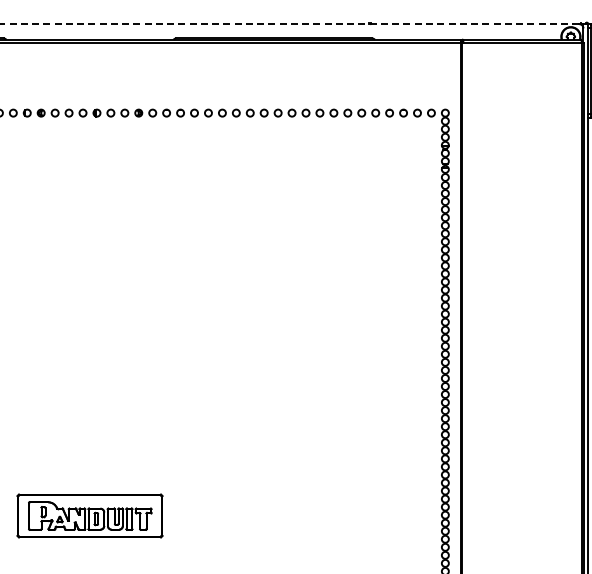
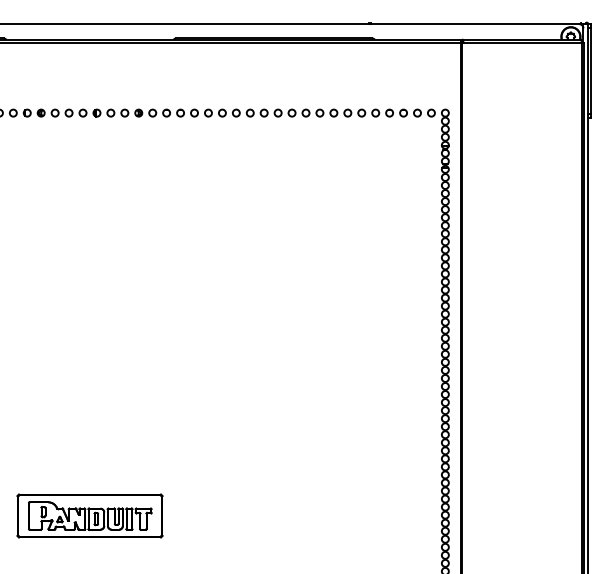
line: dashed -> solid (289, 24)
